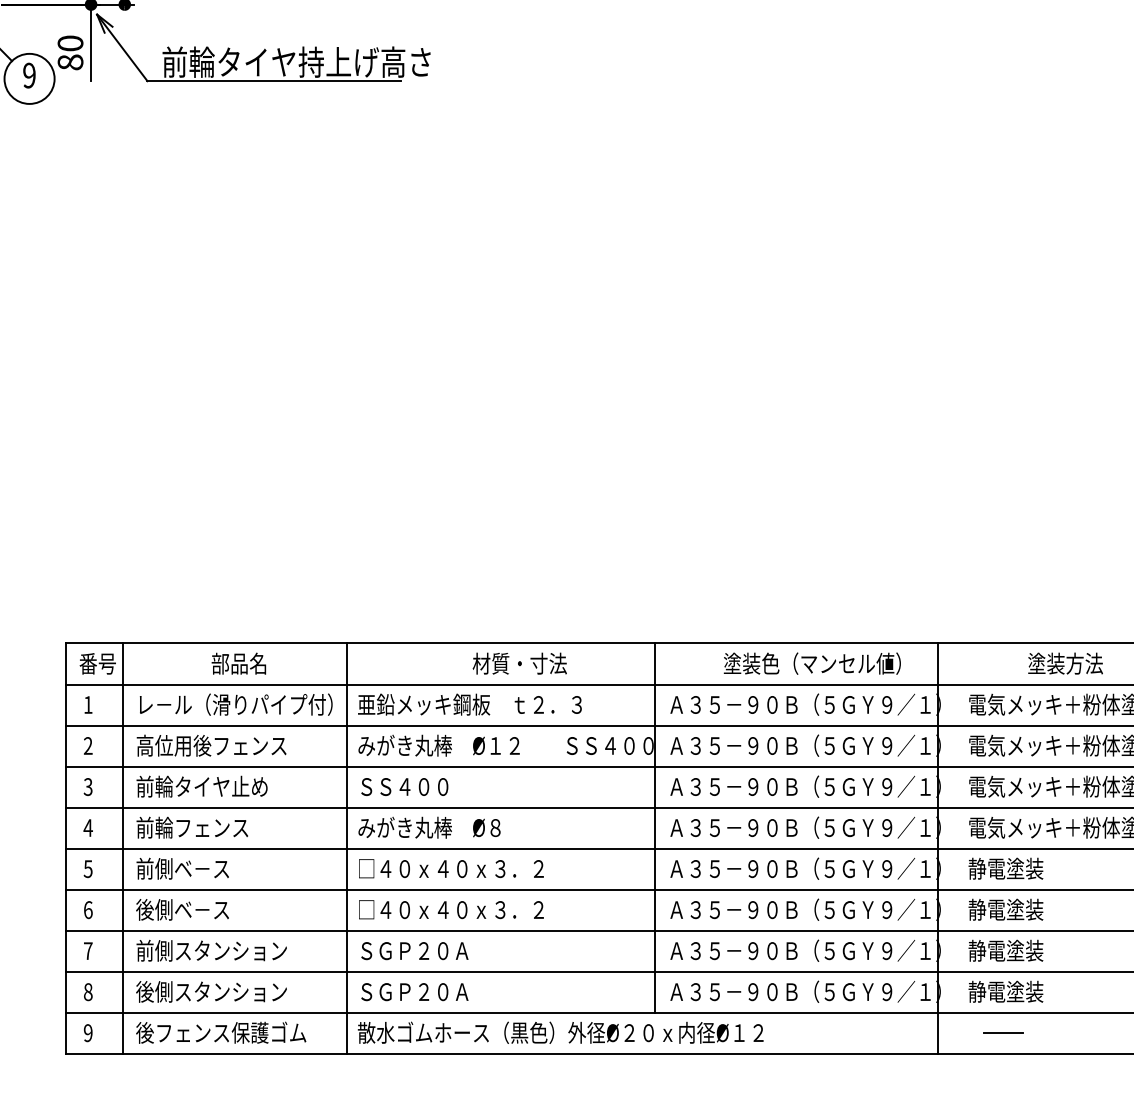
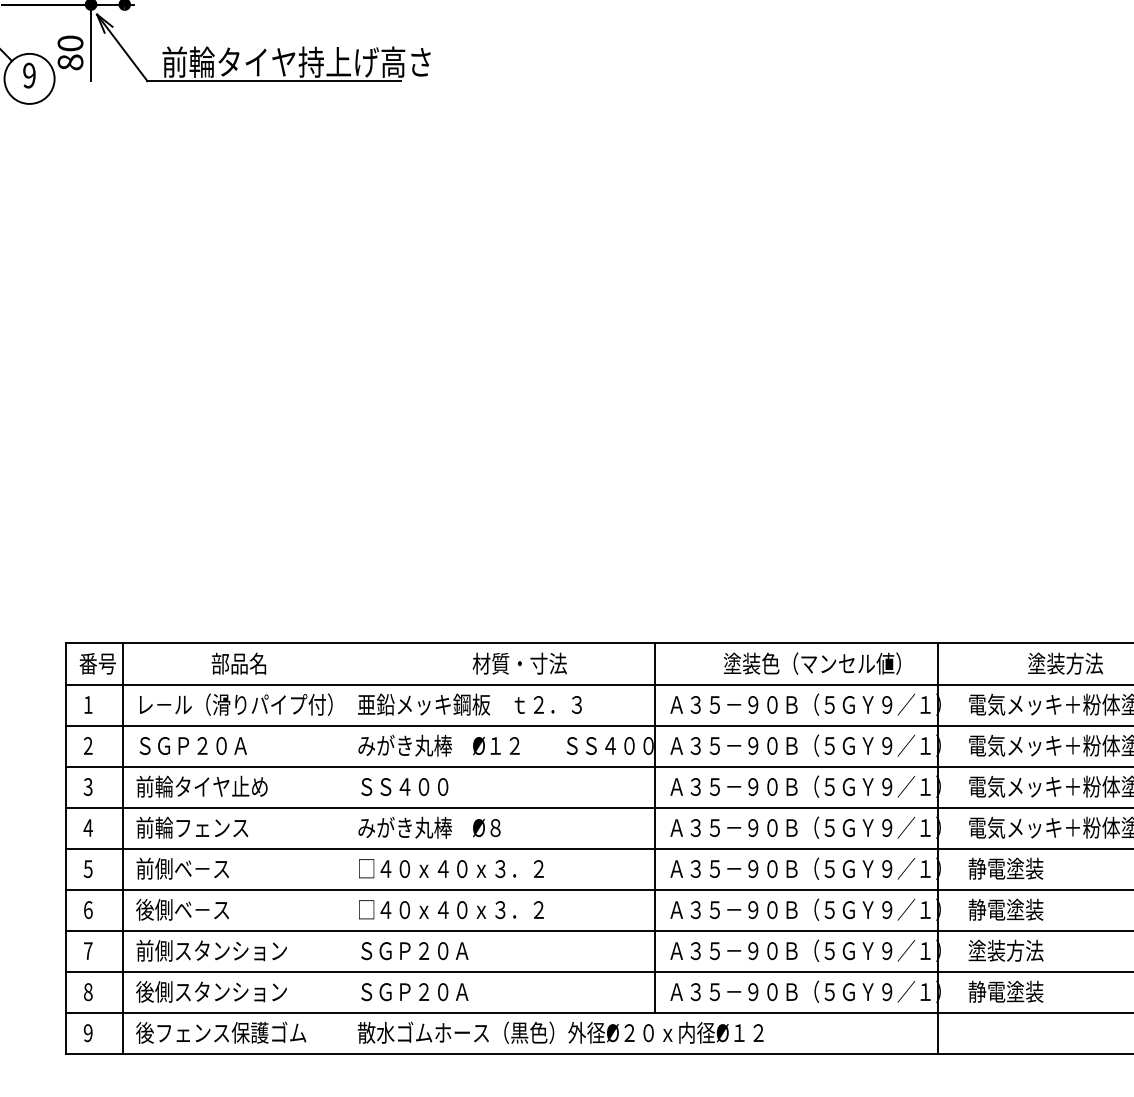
text: 高位用後フェンス -> ＳＧＰ２０Ａ (211, 745)
line: present -> none (347, 848)
text: 静電塗装 -> 塗装方法 (1005, 950)
line: present -> none (1002, 1033)
